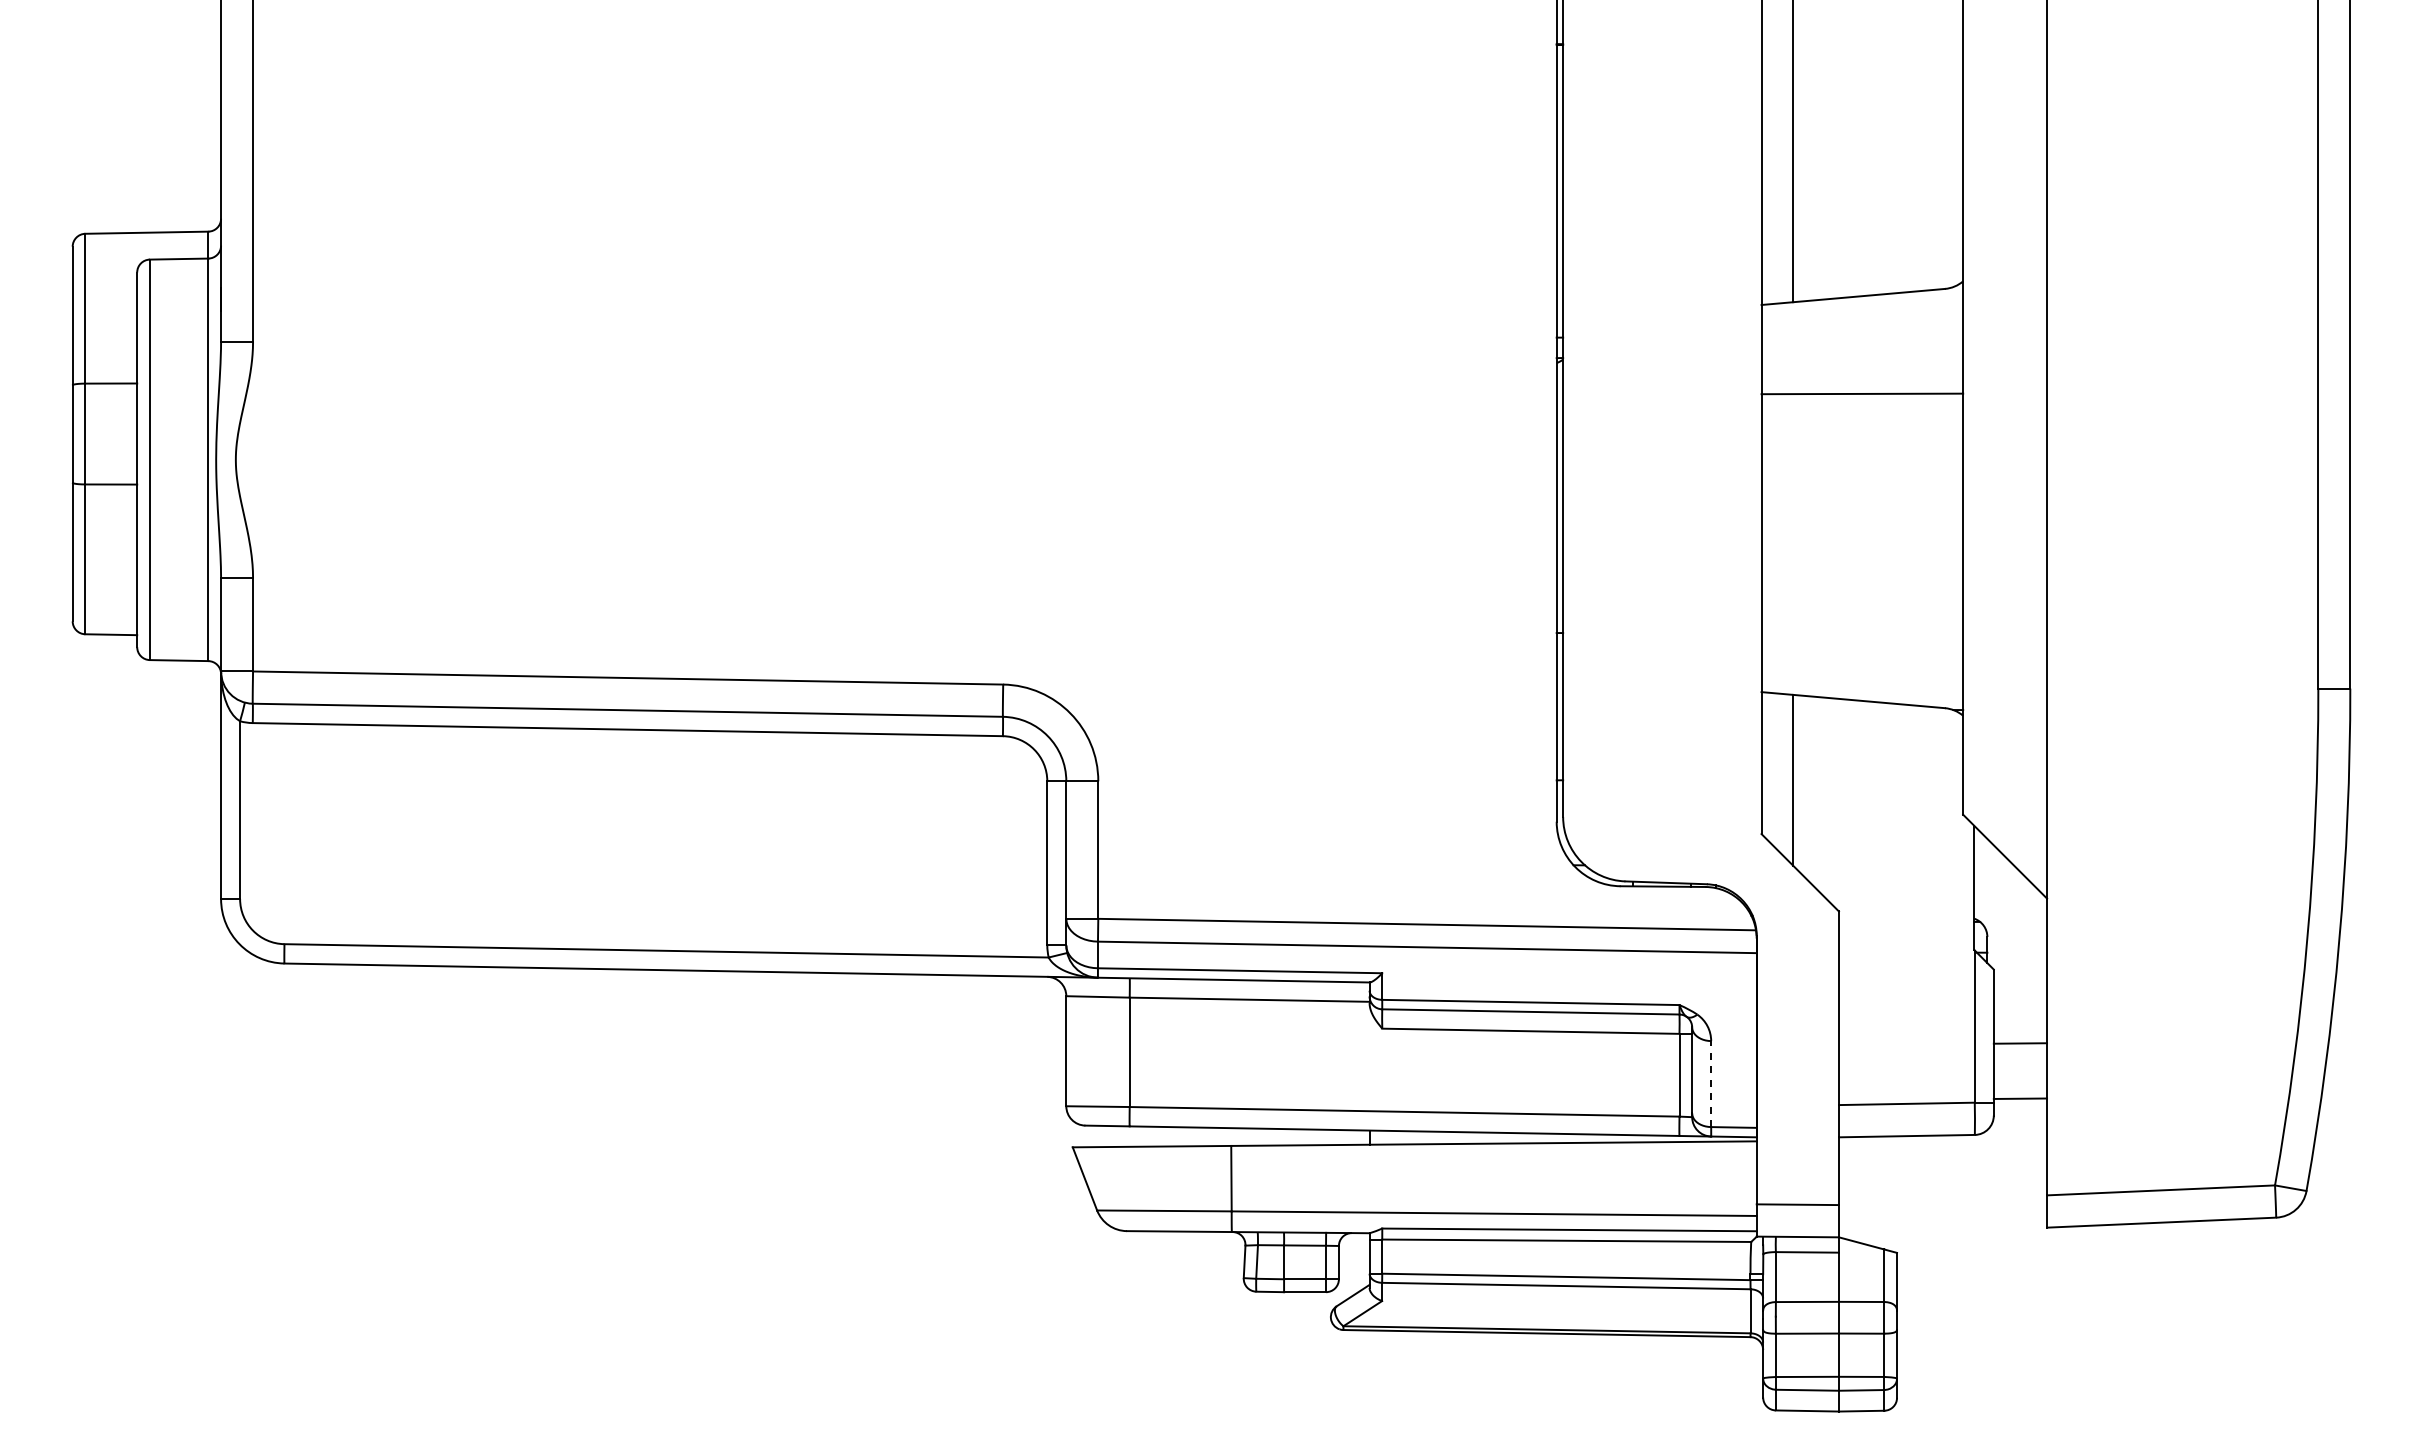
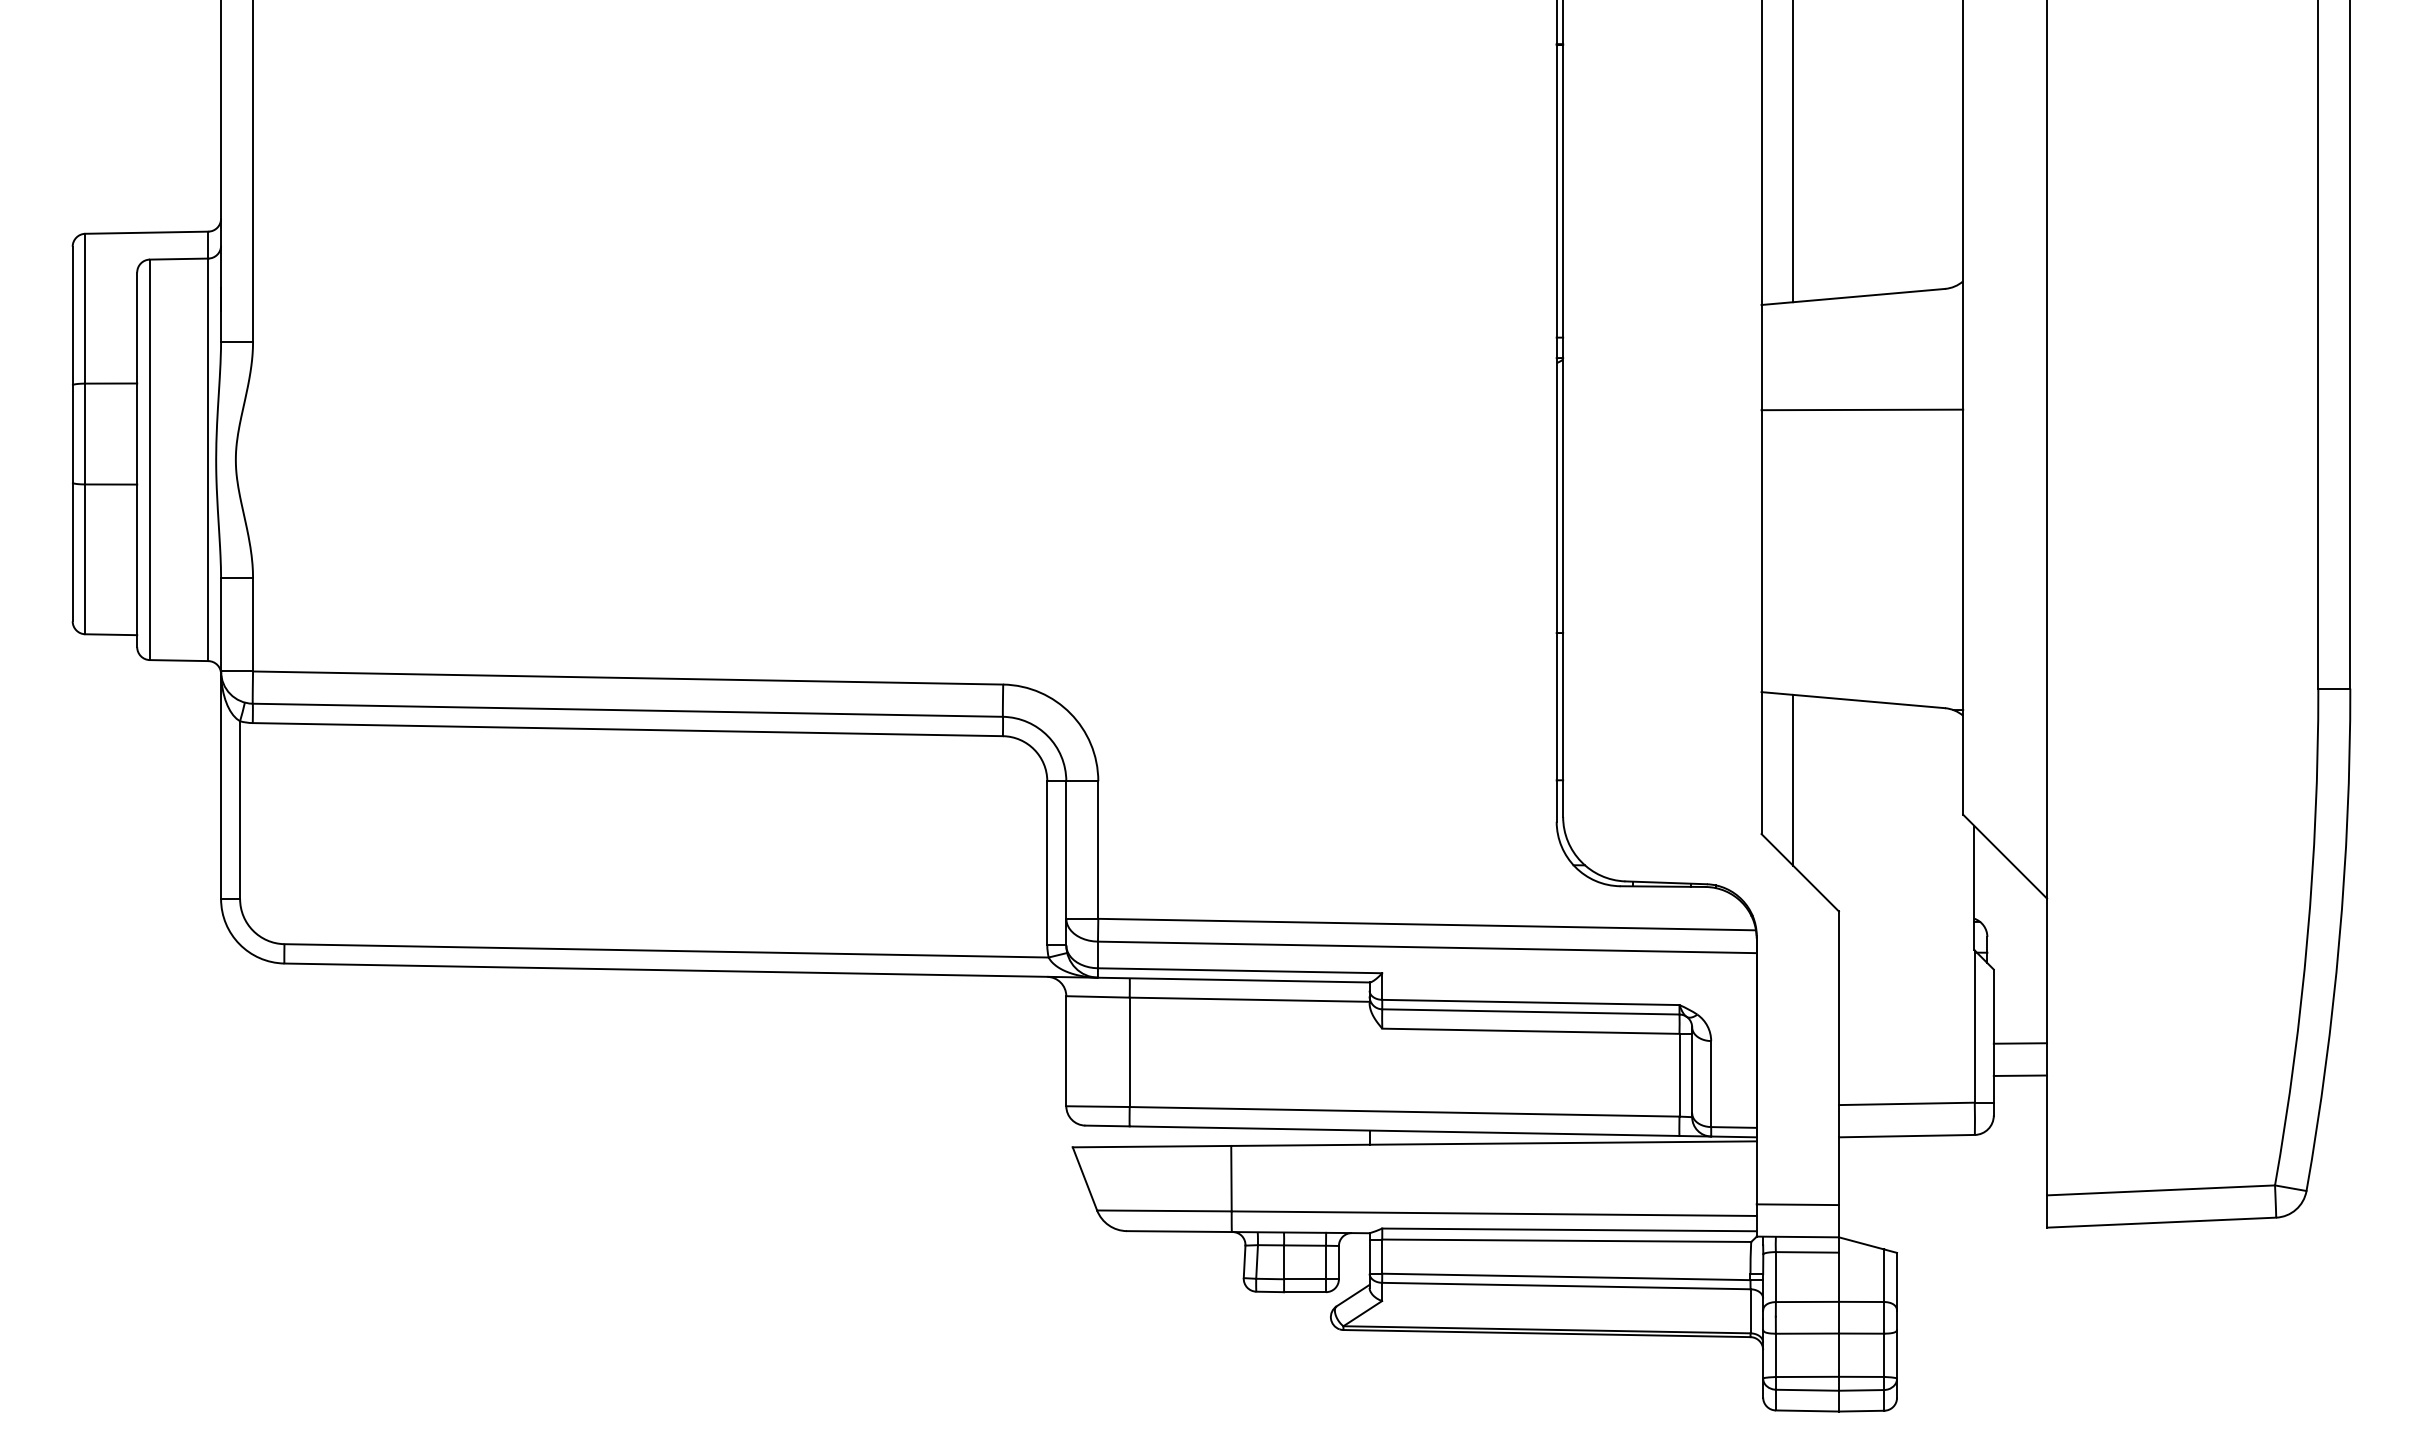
line position: (1862, 393) -> (1862, 409) (1862, 409)
line: dashed -> solid (1711, 1084)
line position: (2020, 1098) -> (2020, 1075) (2020, 1075)
